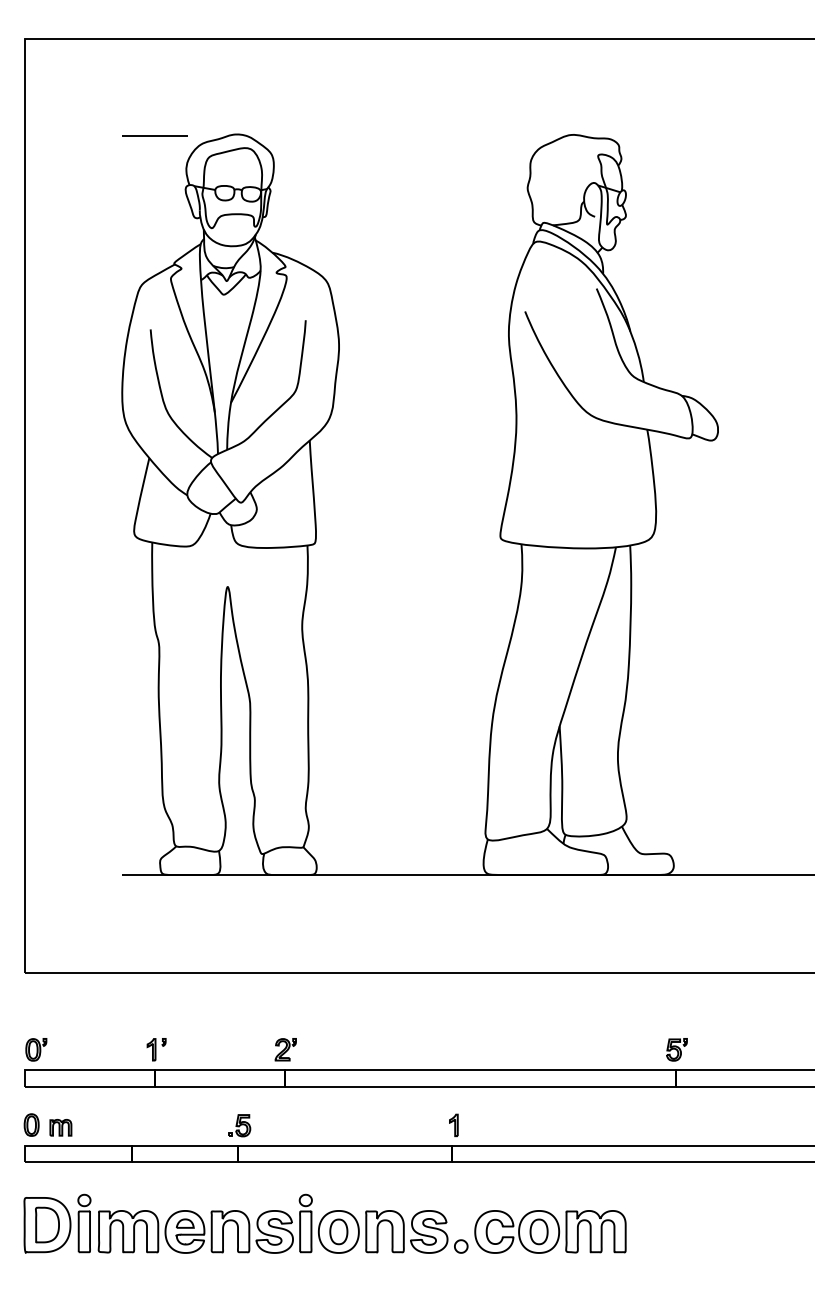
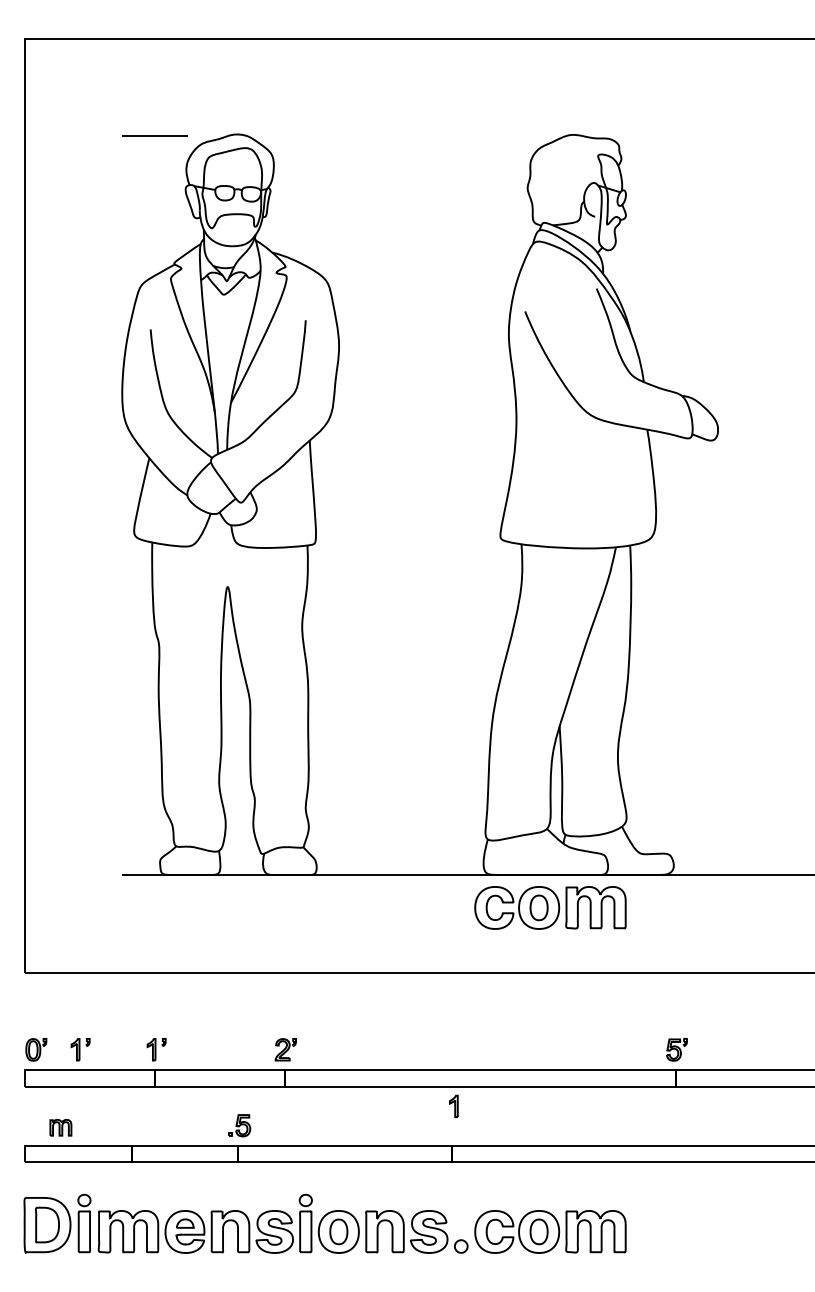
part: none -> present (550, 907)
part: none -> present (80, 1049)
part: present -> none (31, 1124)
part position: (453, 1125) -> (453, 1106) (453, 1106)
